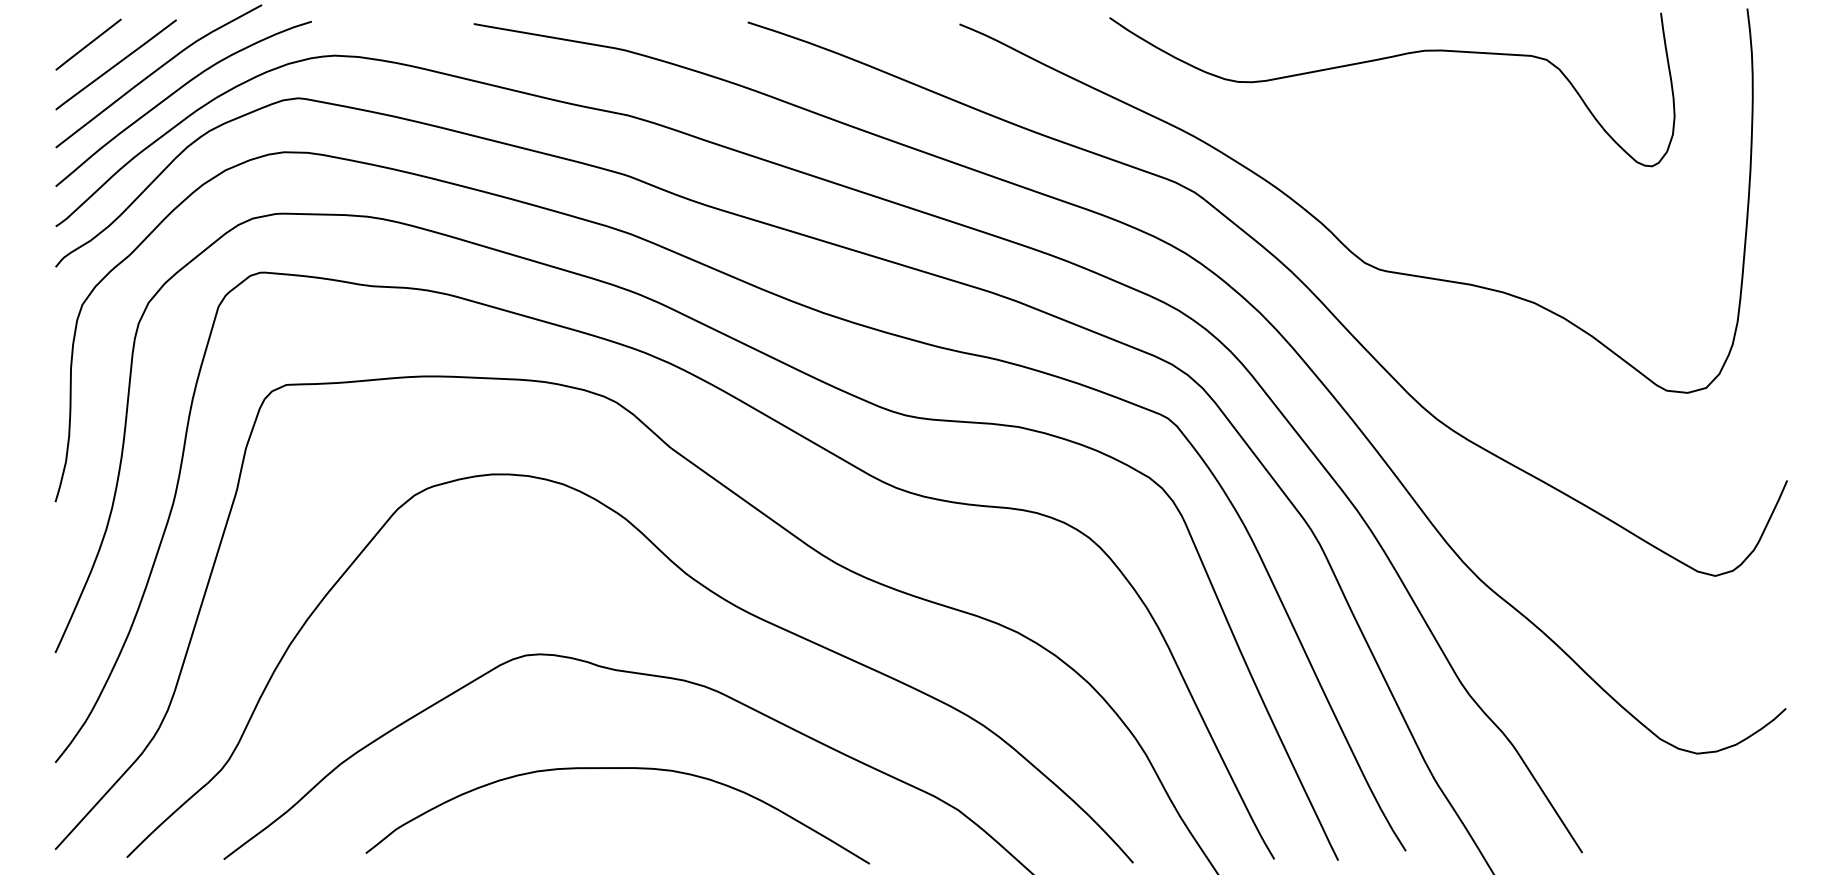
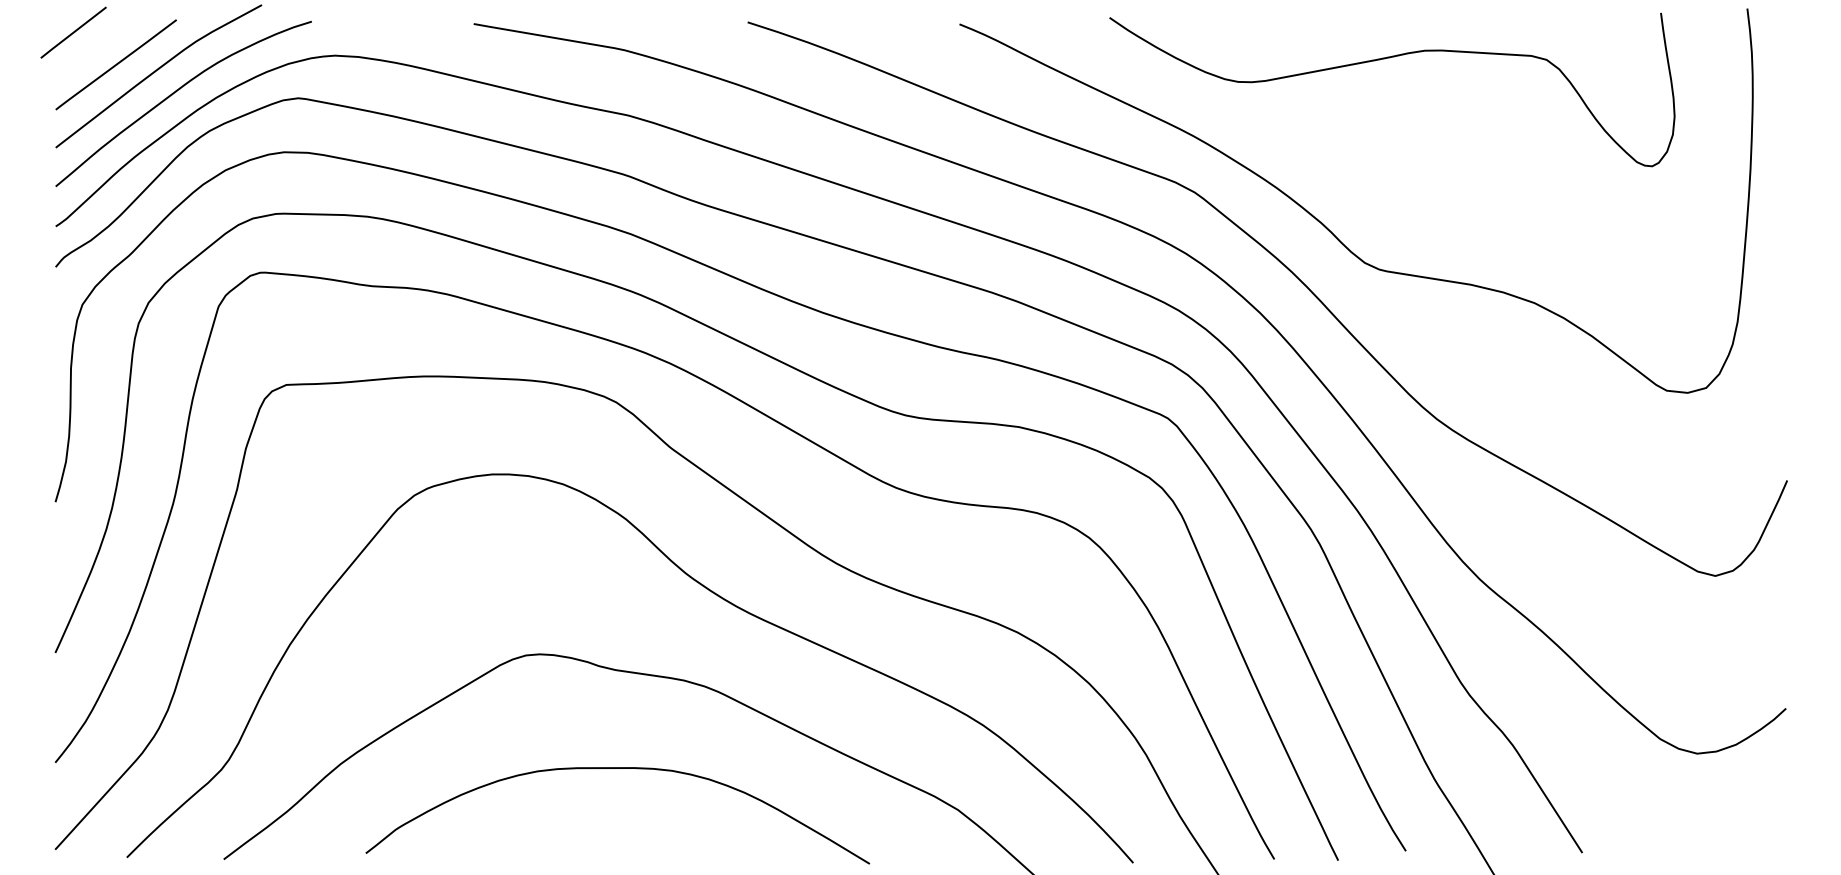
line position: (88, 44) -> (73, 32) (73, 32)
